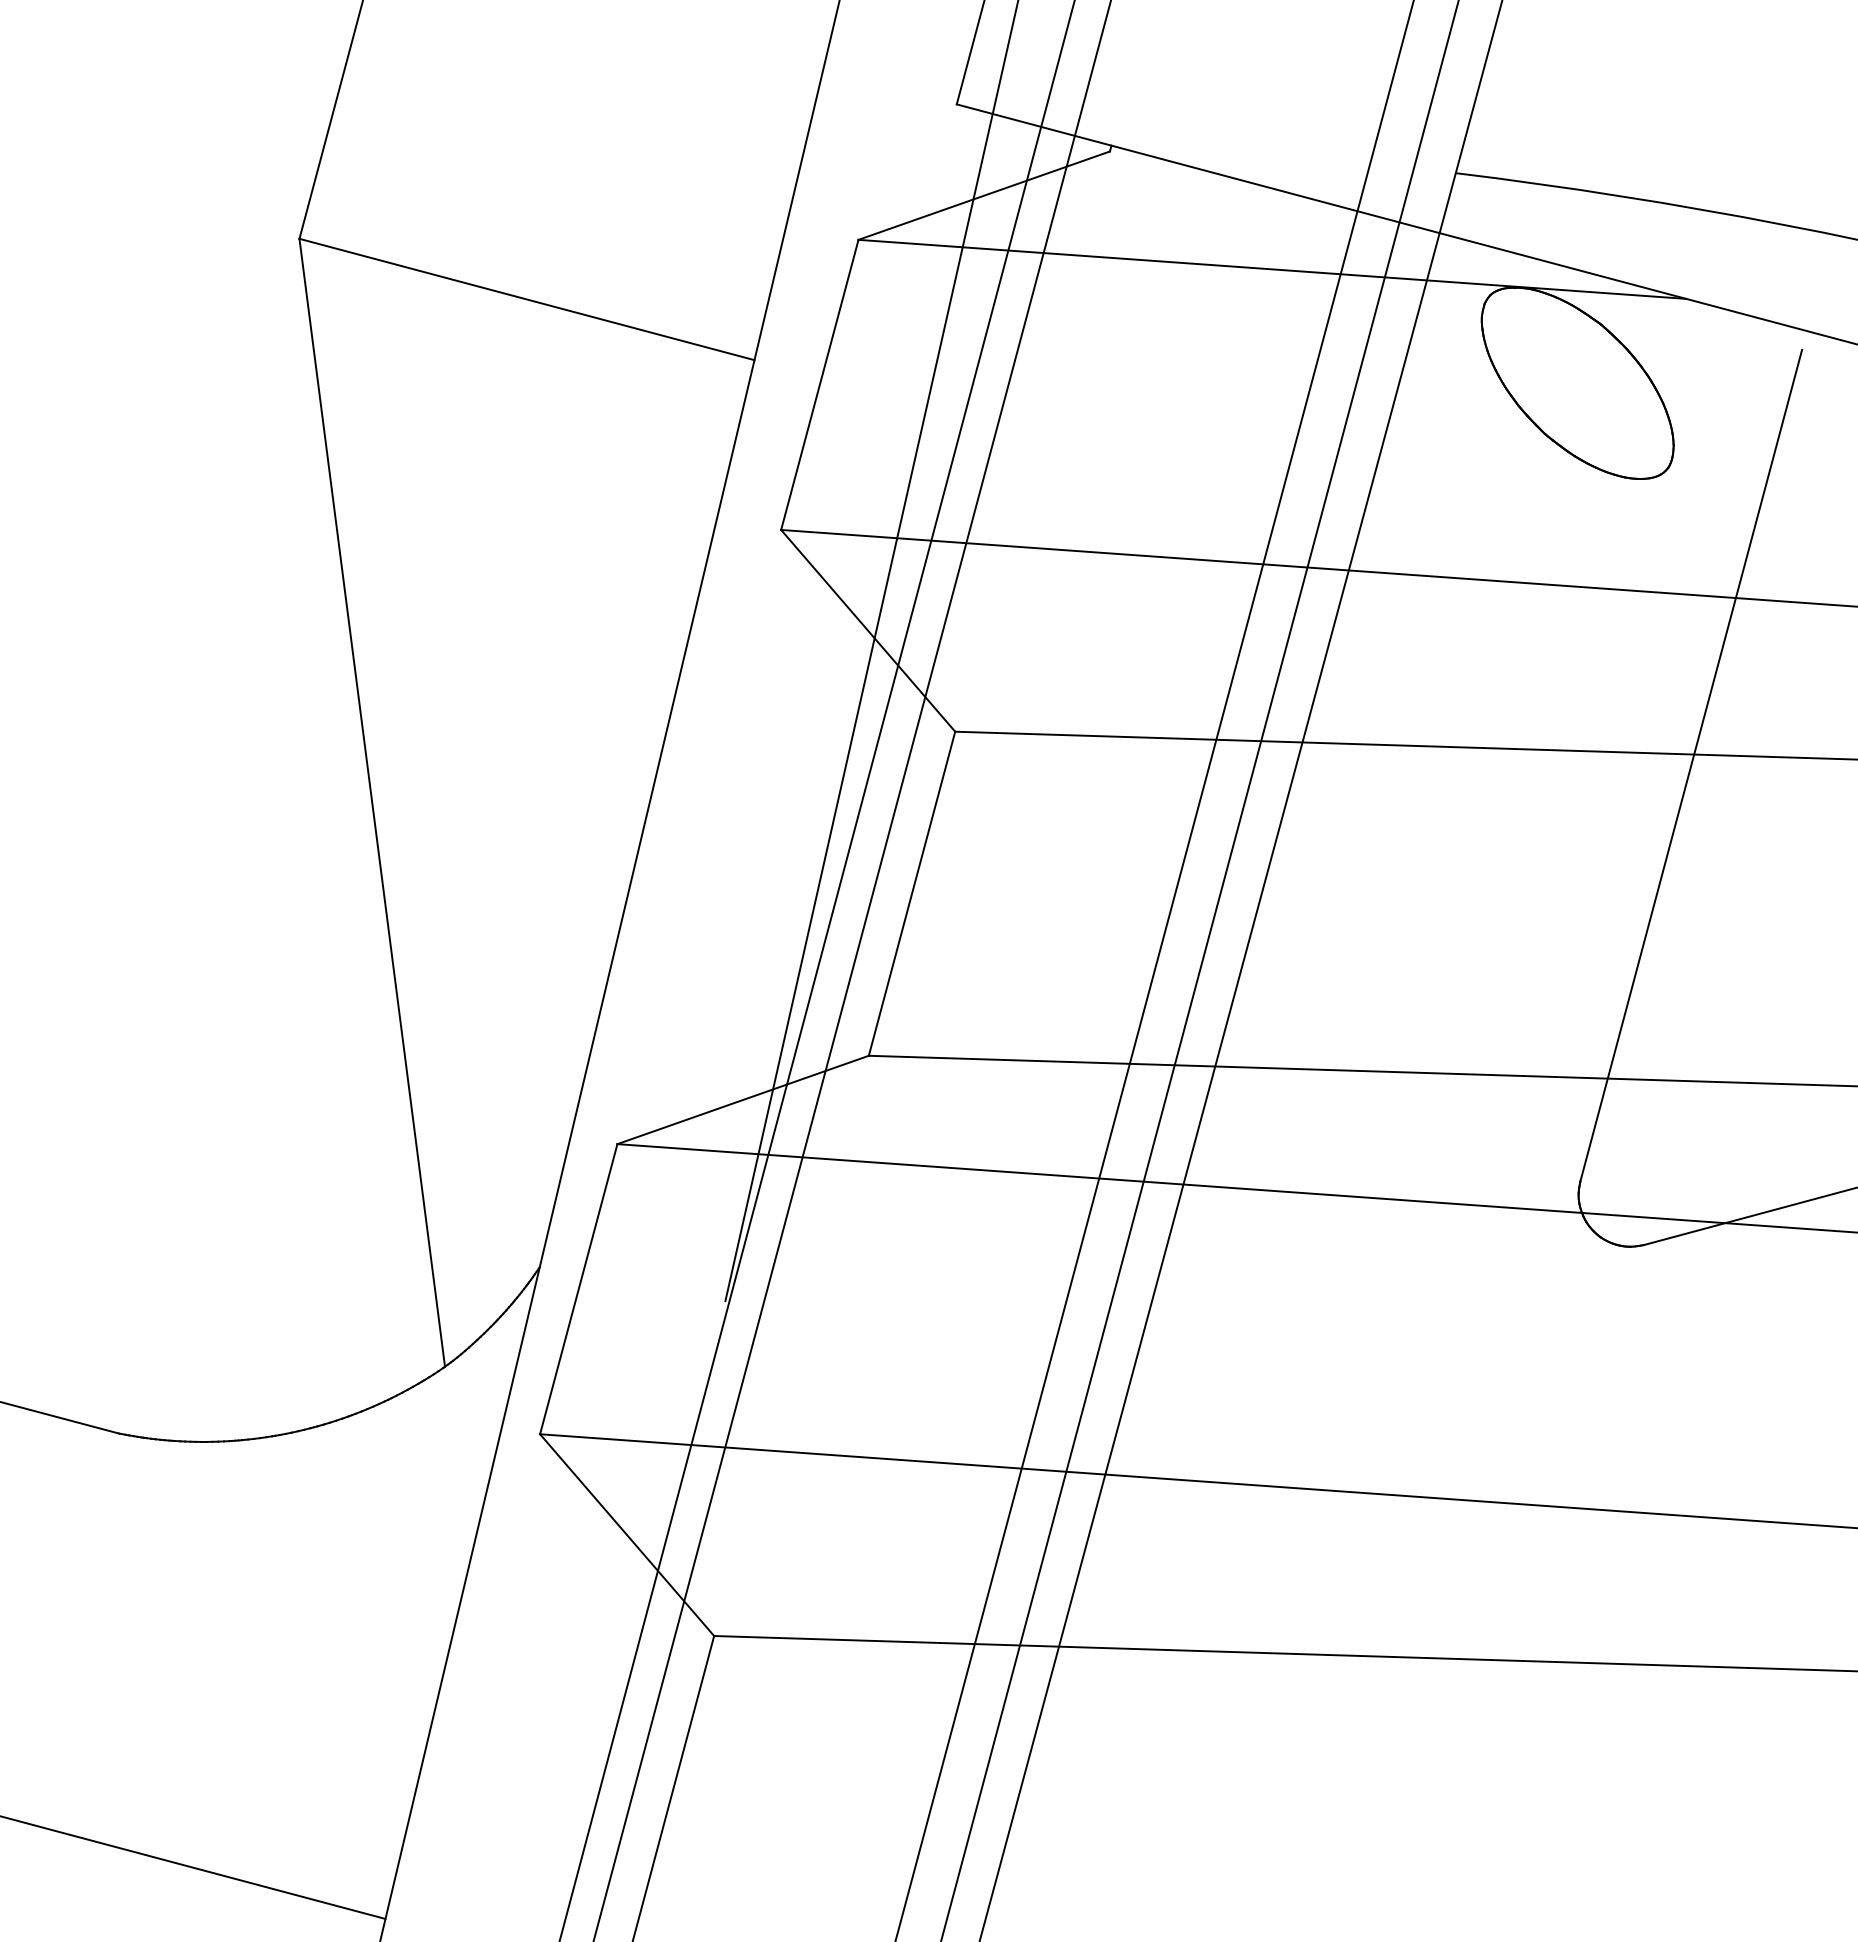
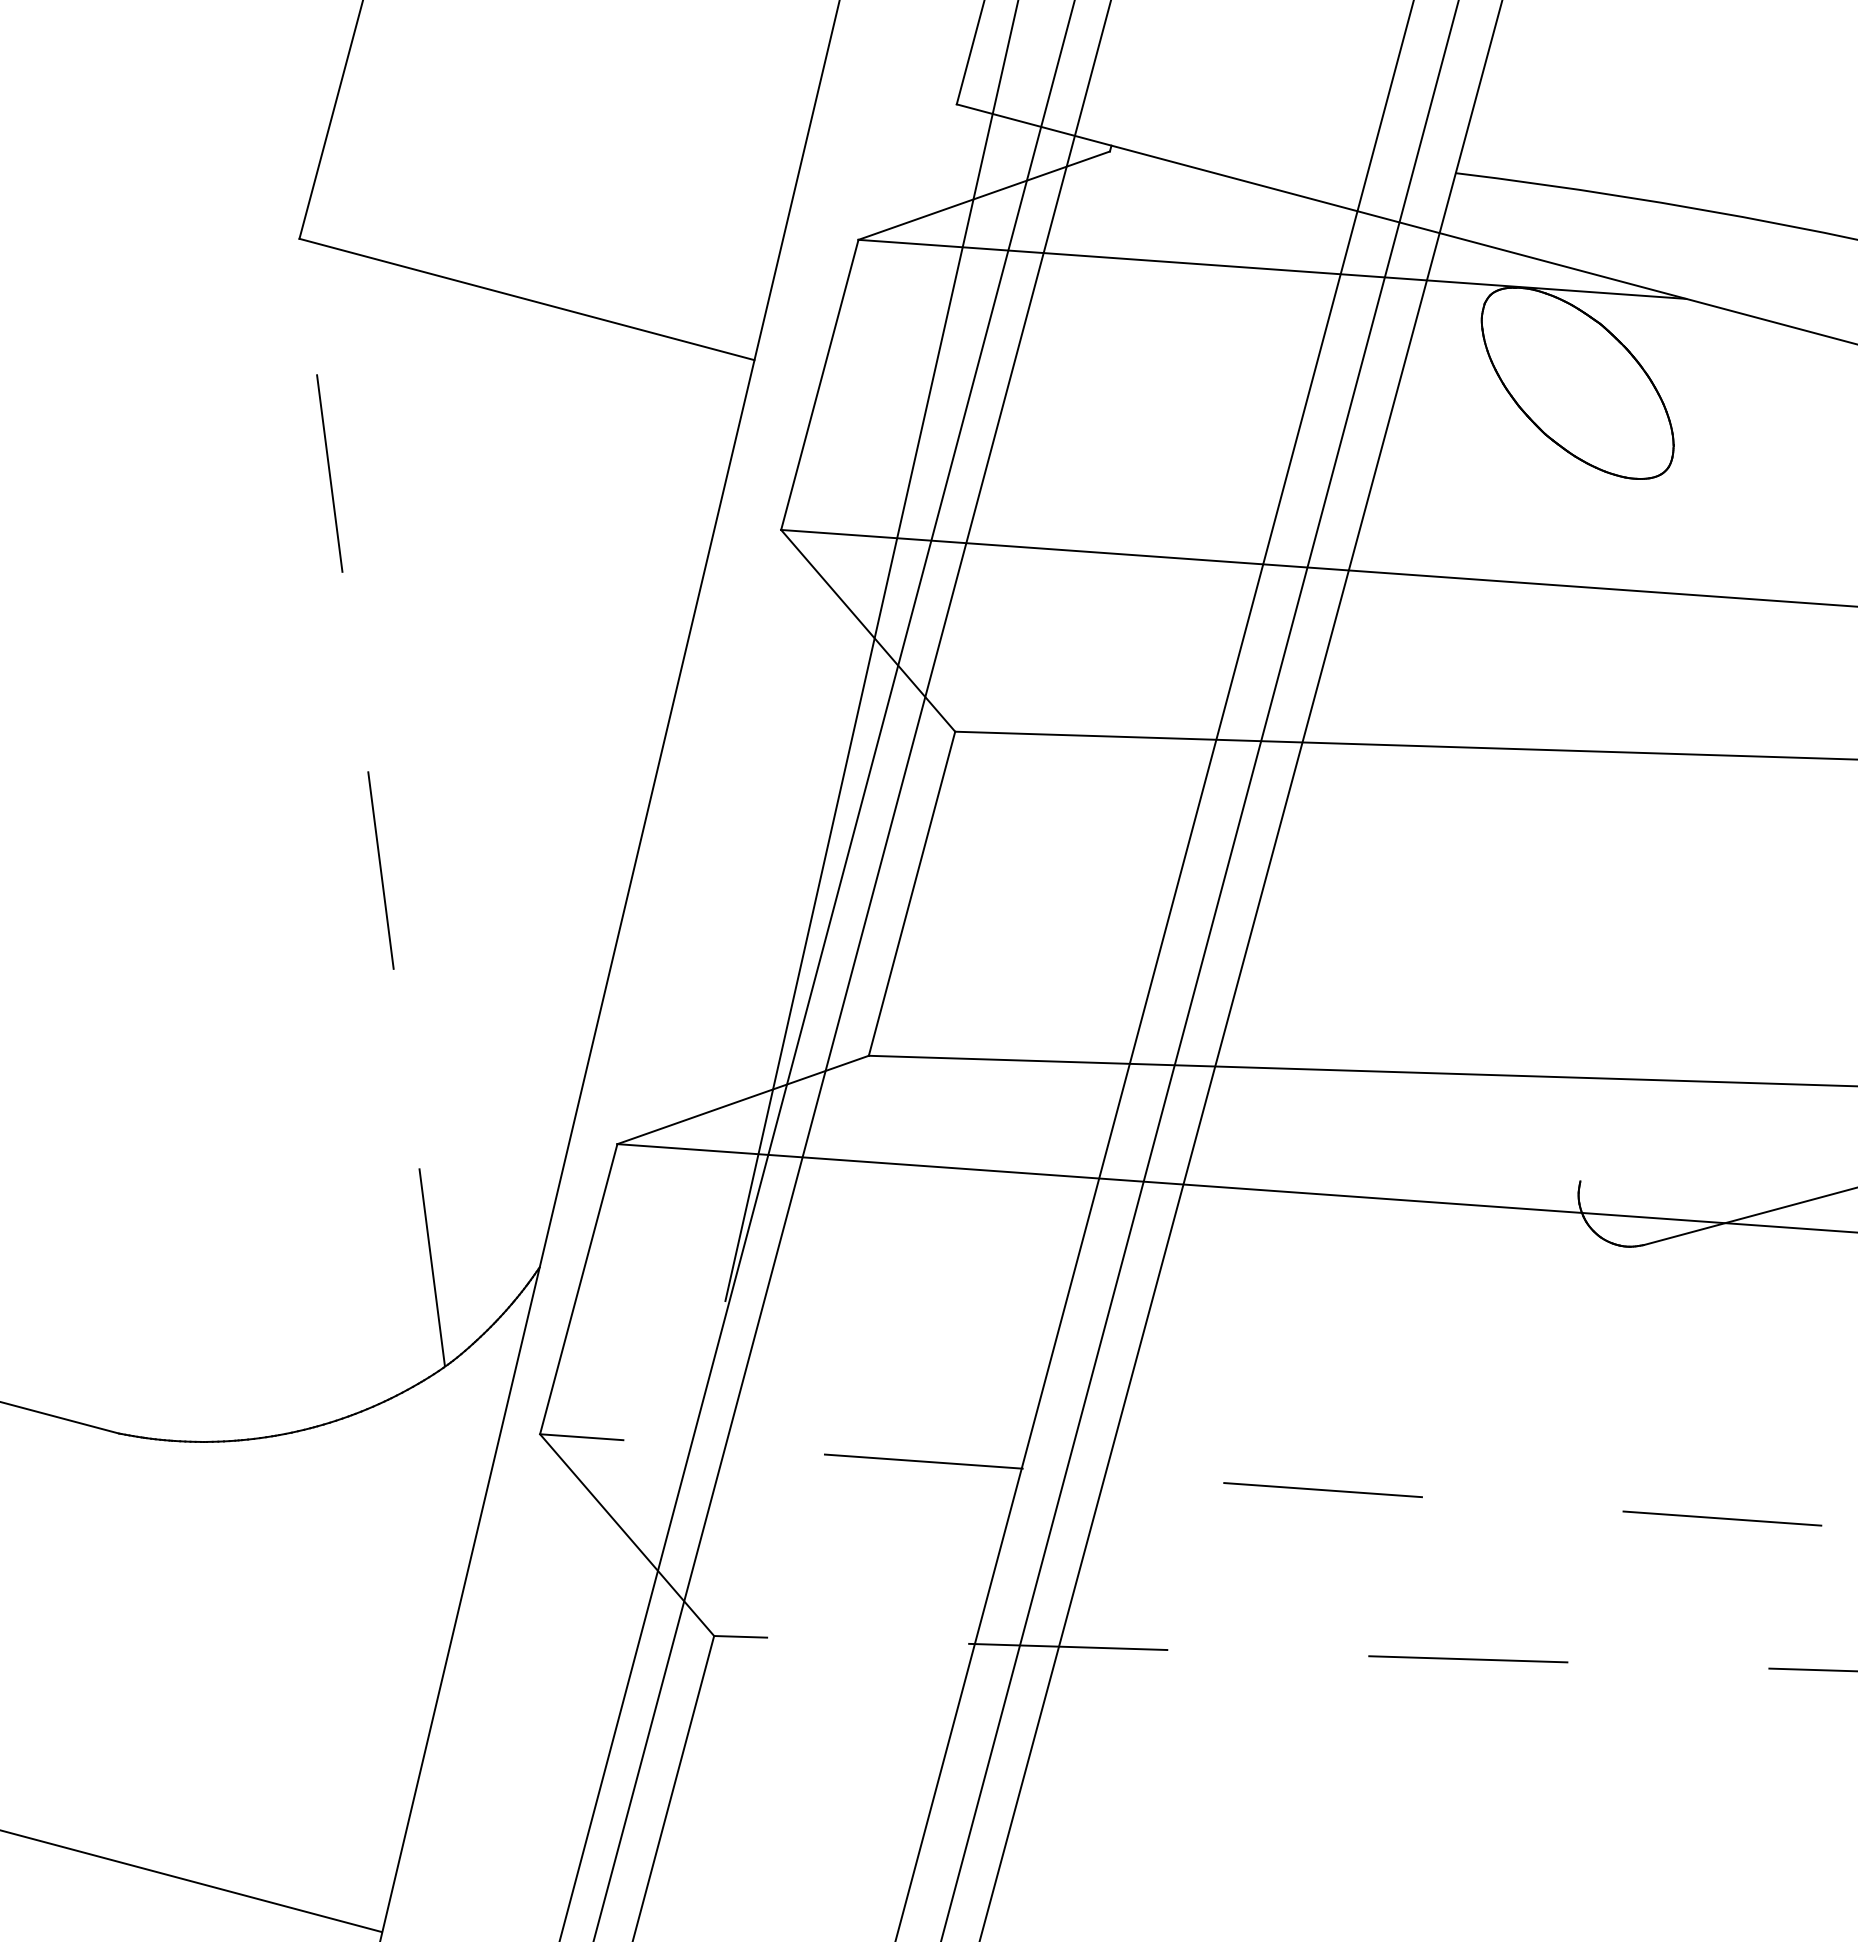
line: present -> none (1691, 765)
line: solid -> dashed (372, 802)
line: solid -> dashed (1198, 1481)
line: solid -> dashed (1285, 1653)
line position: (193, 1867) -> (191, 1880) (191, 1880)
